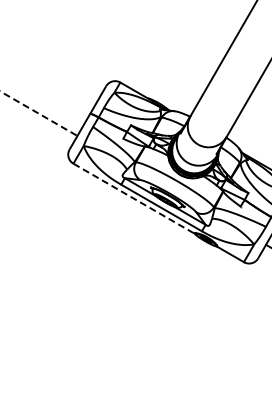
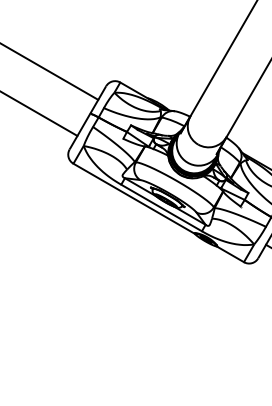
line: none -> present (50, 71)
line: dashed -> solid (39, 113)
line: dashed -> solid (134, 199)
